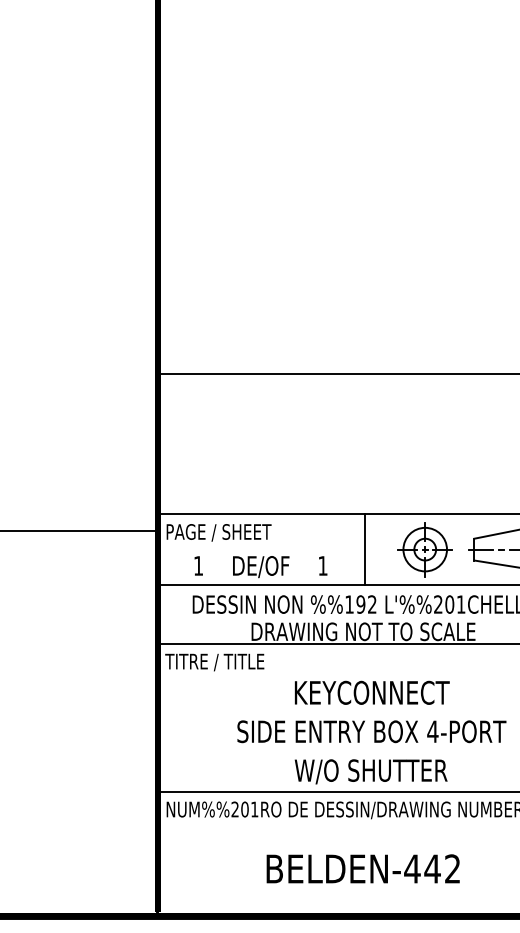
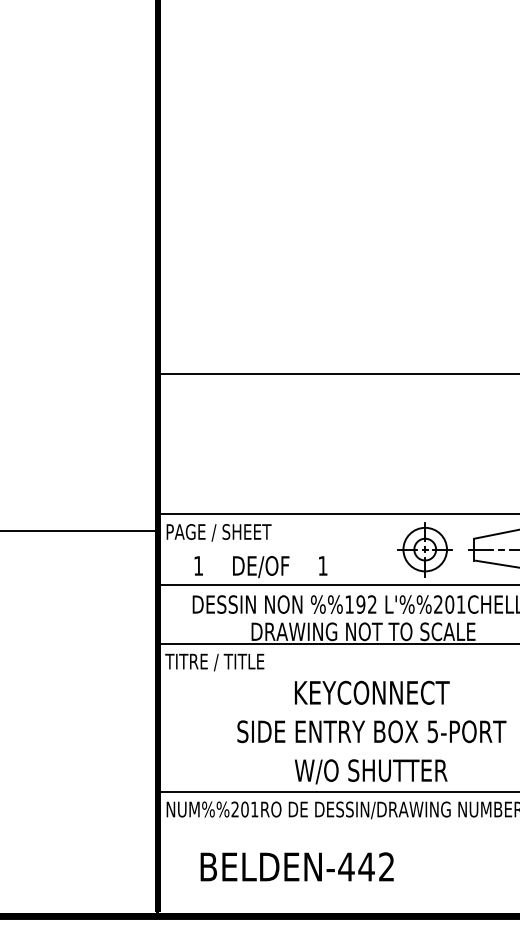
line: present -> none (364, 549)
text: 4-PORT -> 5-PORT (432, 731)
text position: (362, 868) -> (296, 866) (296, 866)
